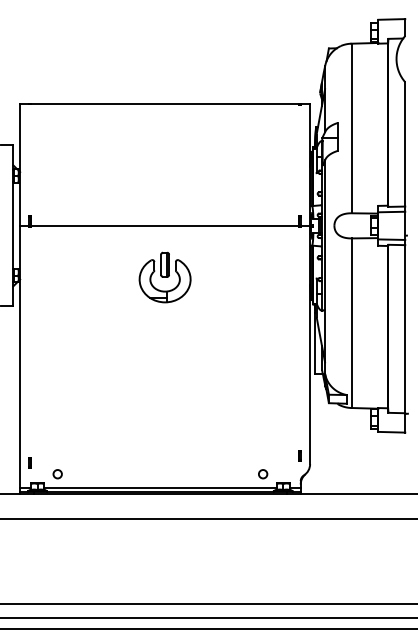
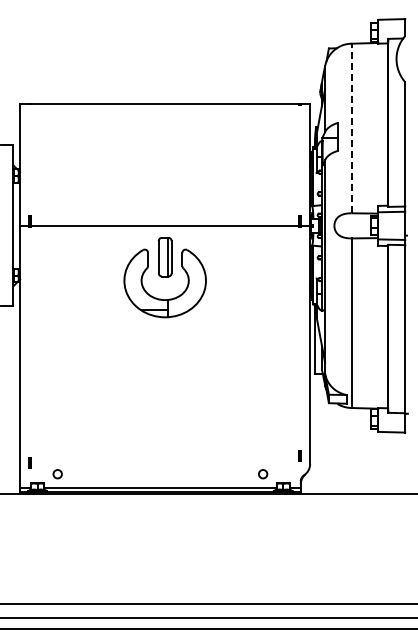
line: solid -> dashed (351, 128)
part size: 54x53 px -> 84x82 px (164, 277)
line: present -> none (208, 518)
